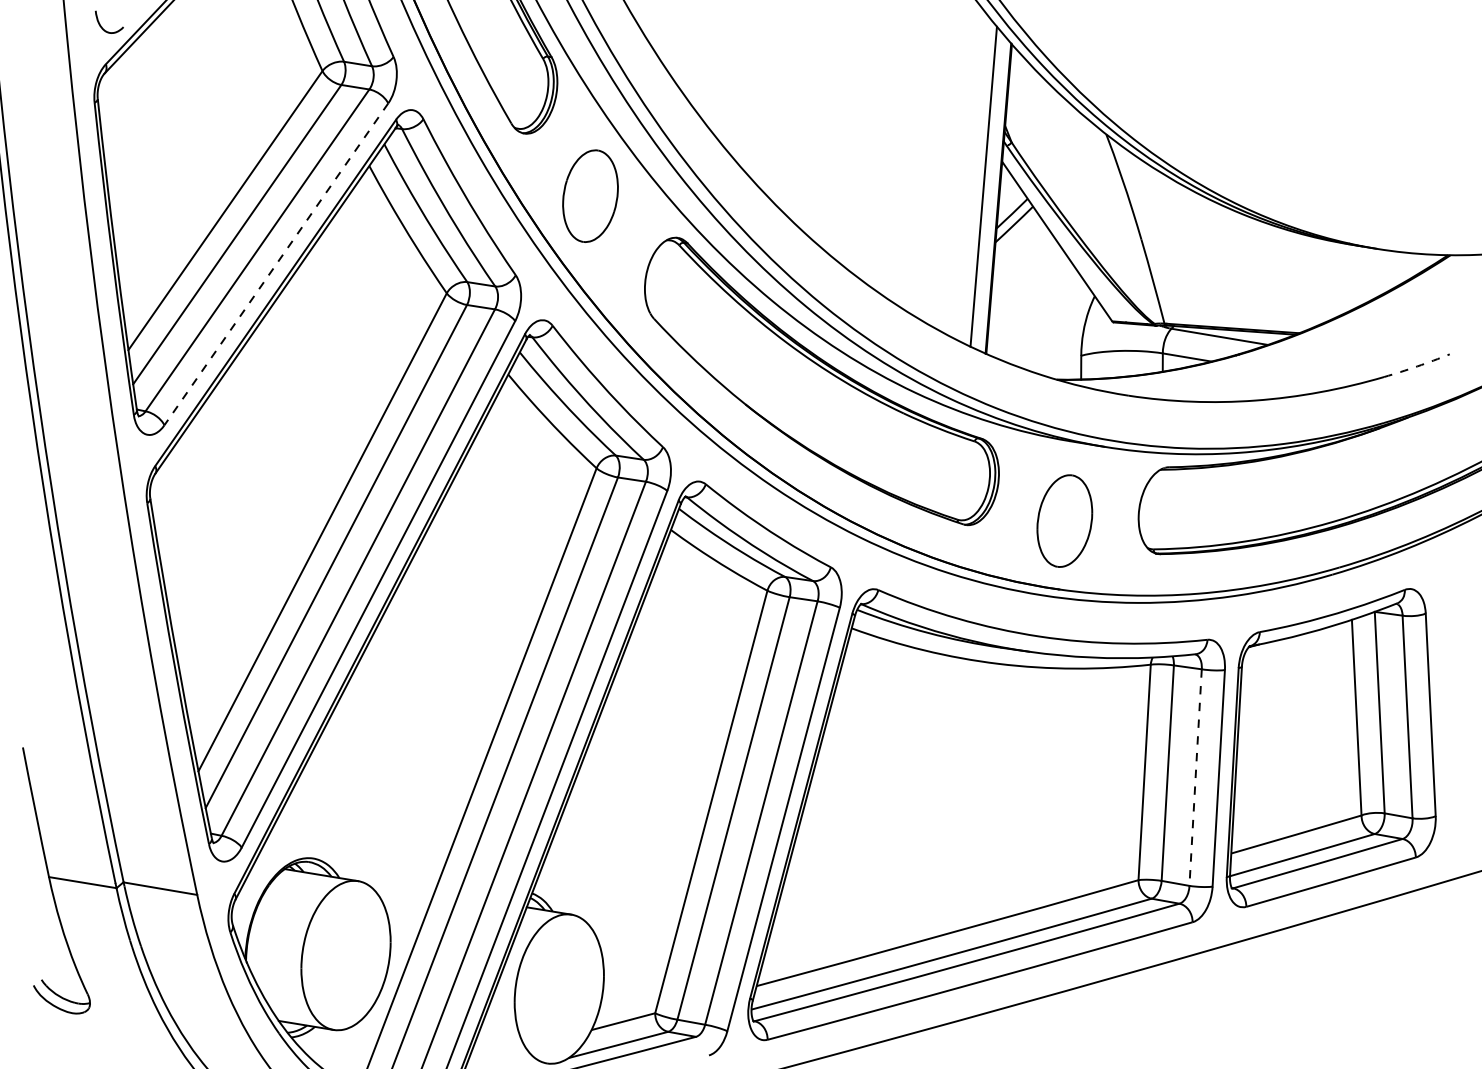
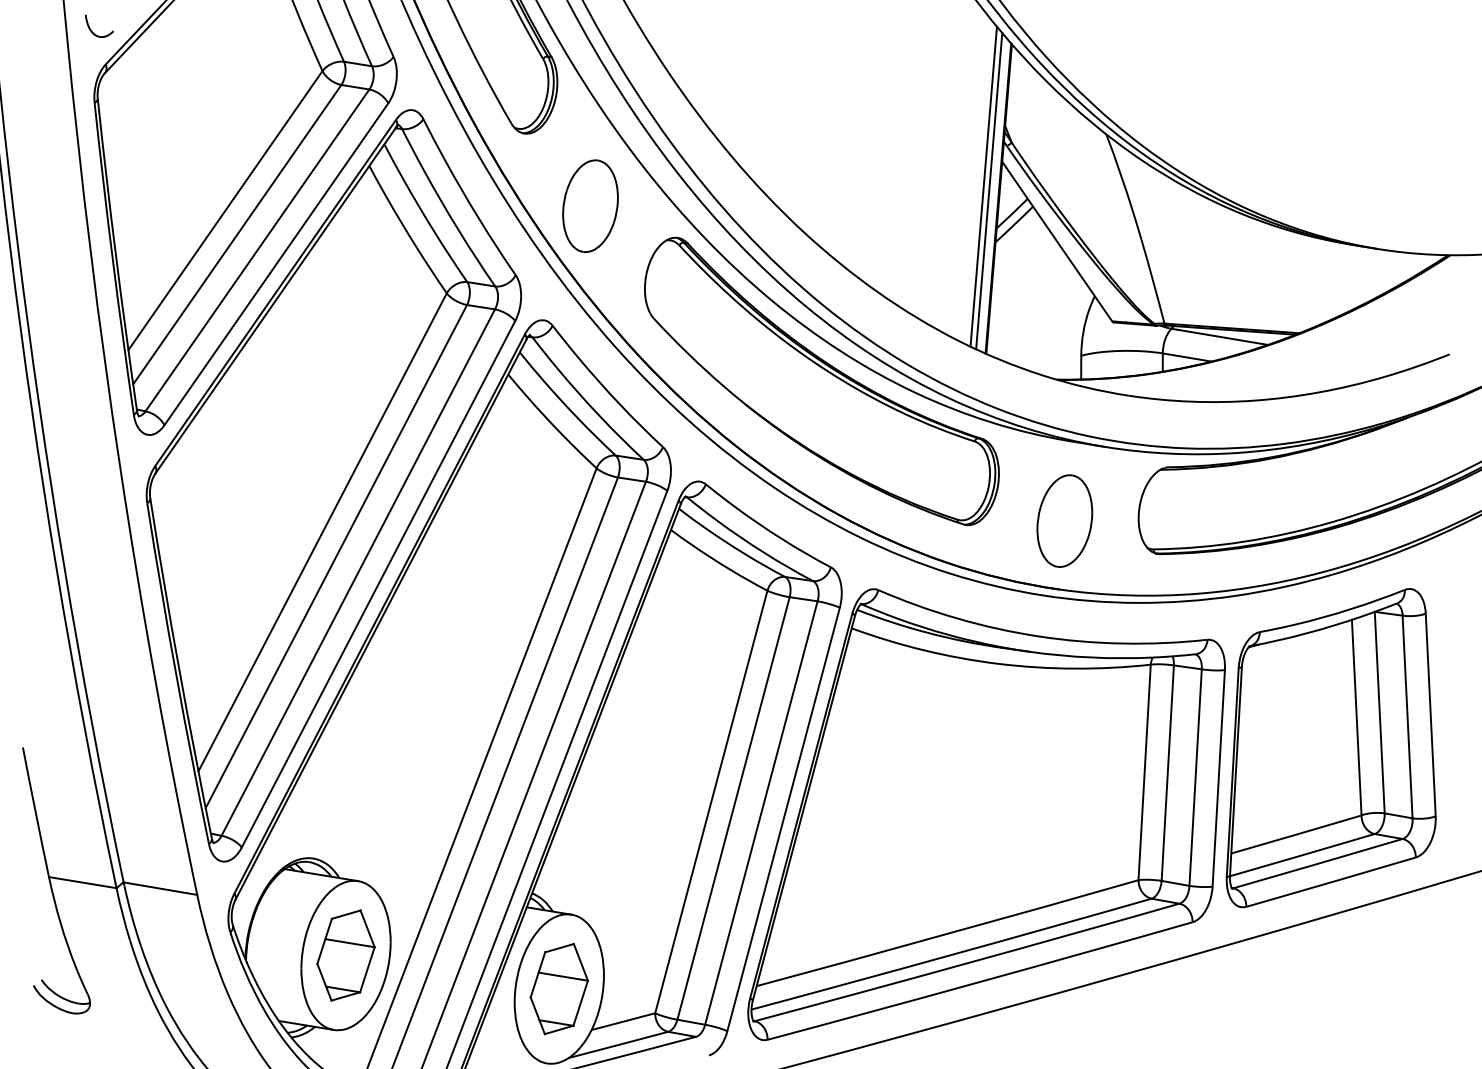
curve position: (102, 26) -> (92, 30) (92, 30)
line: none -> present (989, 191)
part position: (590, 195) -> (590, 205) (590, 205)
line: dashed -> solid (276, 264)
arc: dashed -> solid (1417, 366)
line: dashed -> solid (1195, 778)
part: none -> present (345, 955)
part: none -> present (558, 988)
